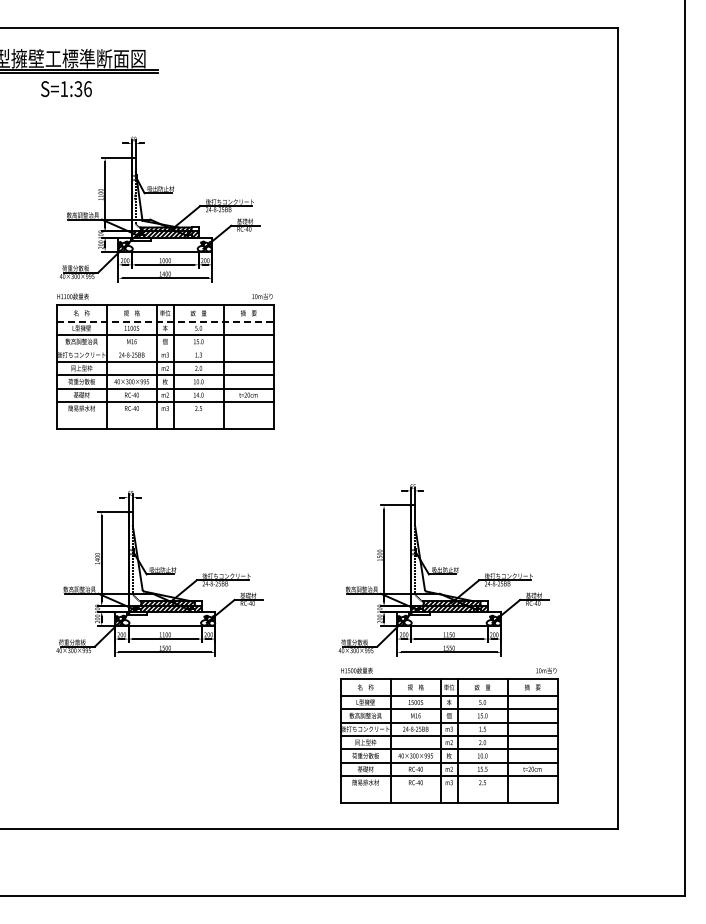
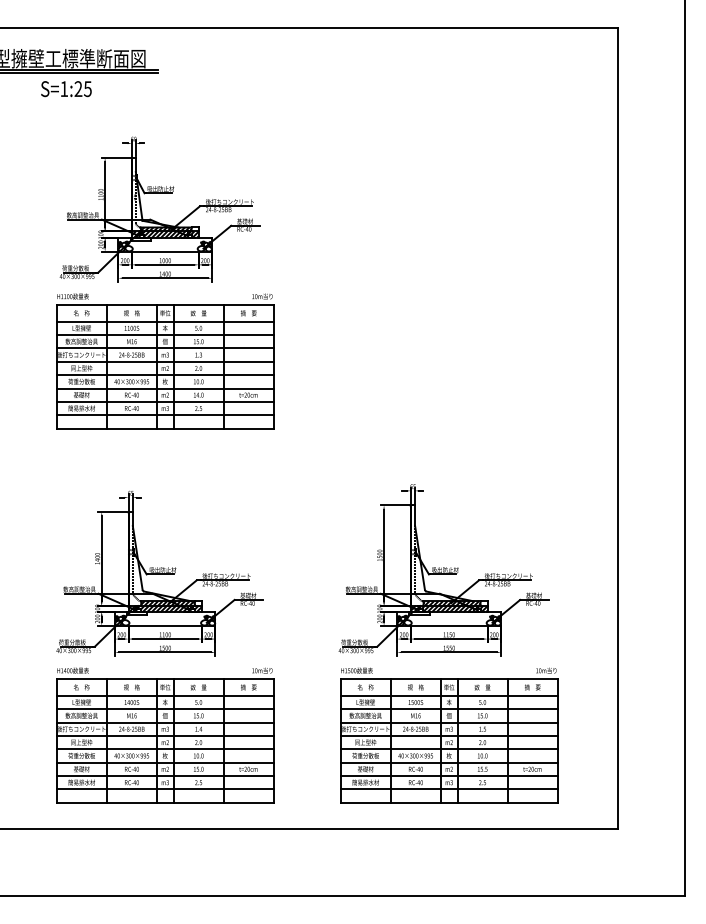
text: S=1:36 -> S=1:25 (82, 89)
line: dashed -> solid (165, 321)
line: none -> present (164, 348)
line: none -> present (164, 415)
part: none -> present (165, 735)
line: none -> present (448, 789)
